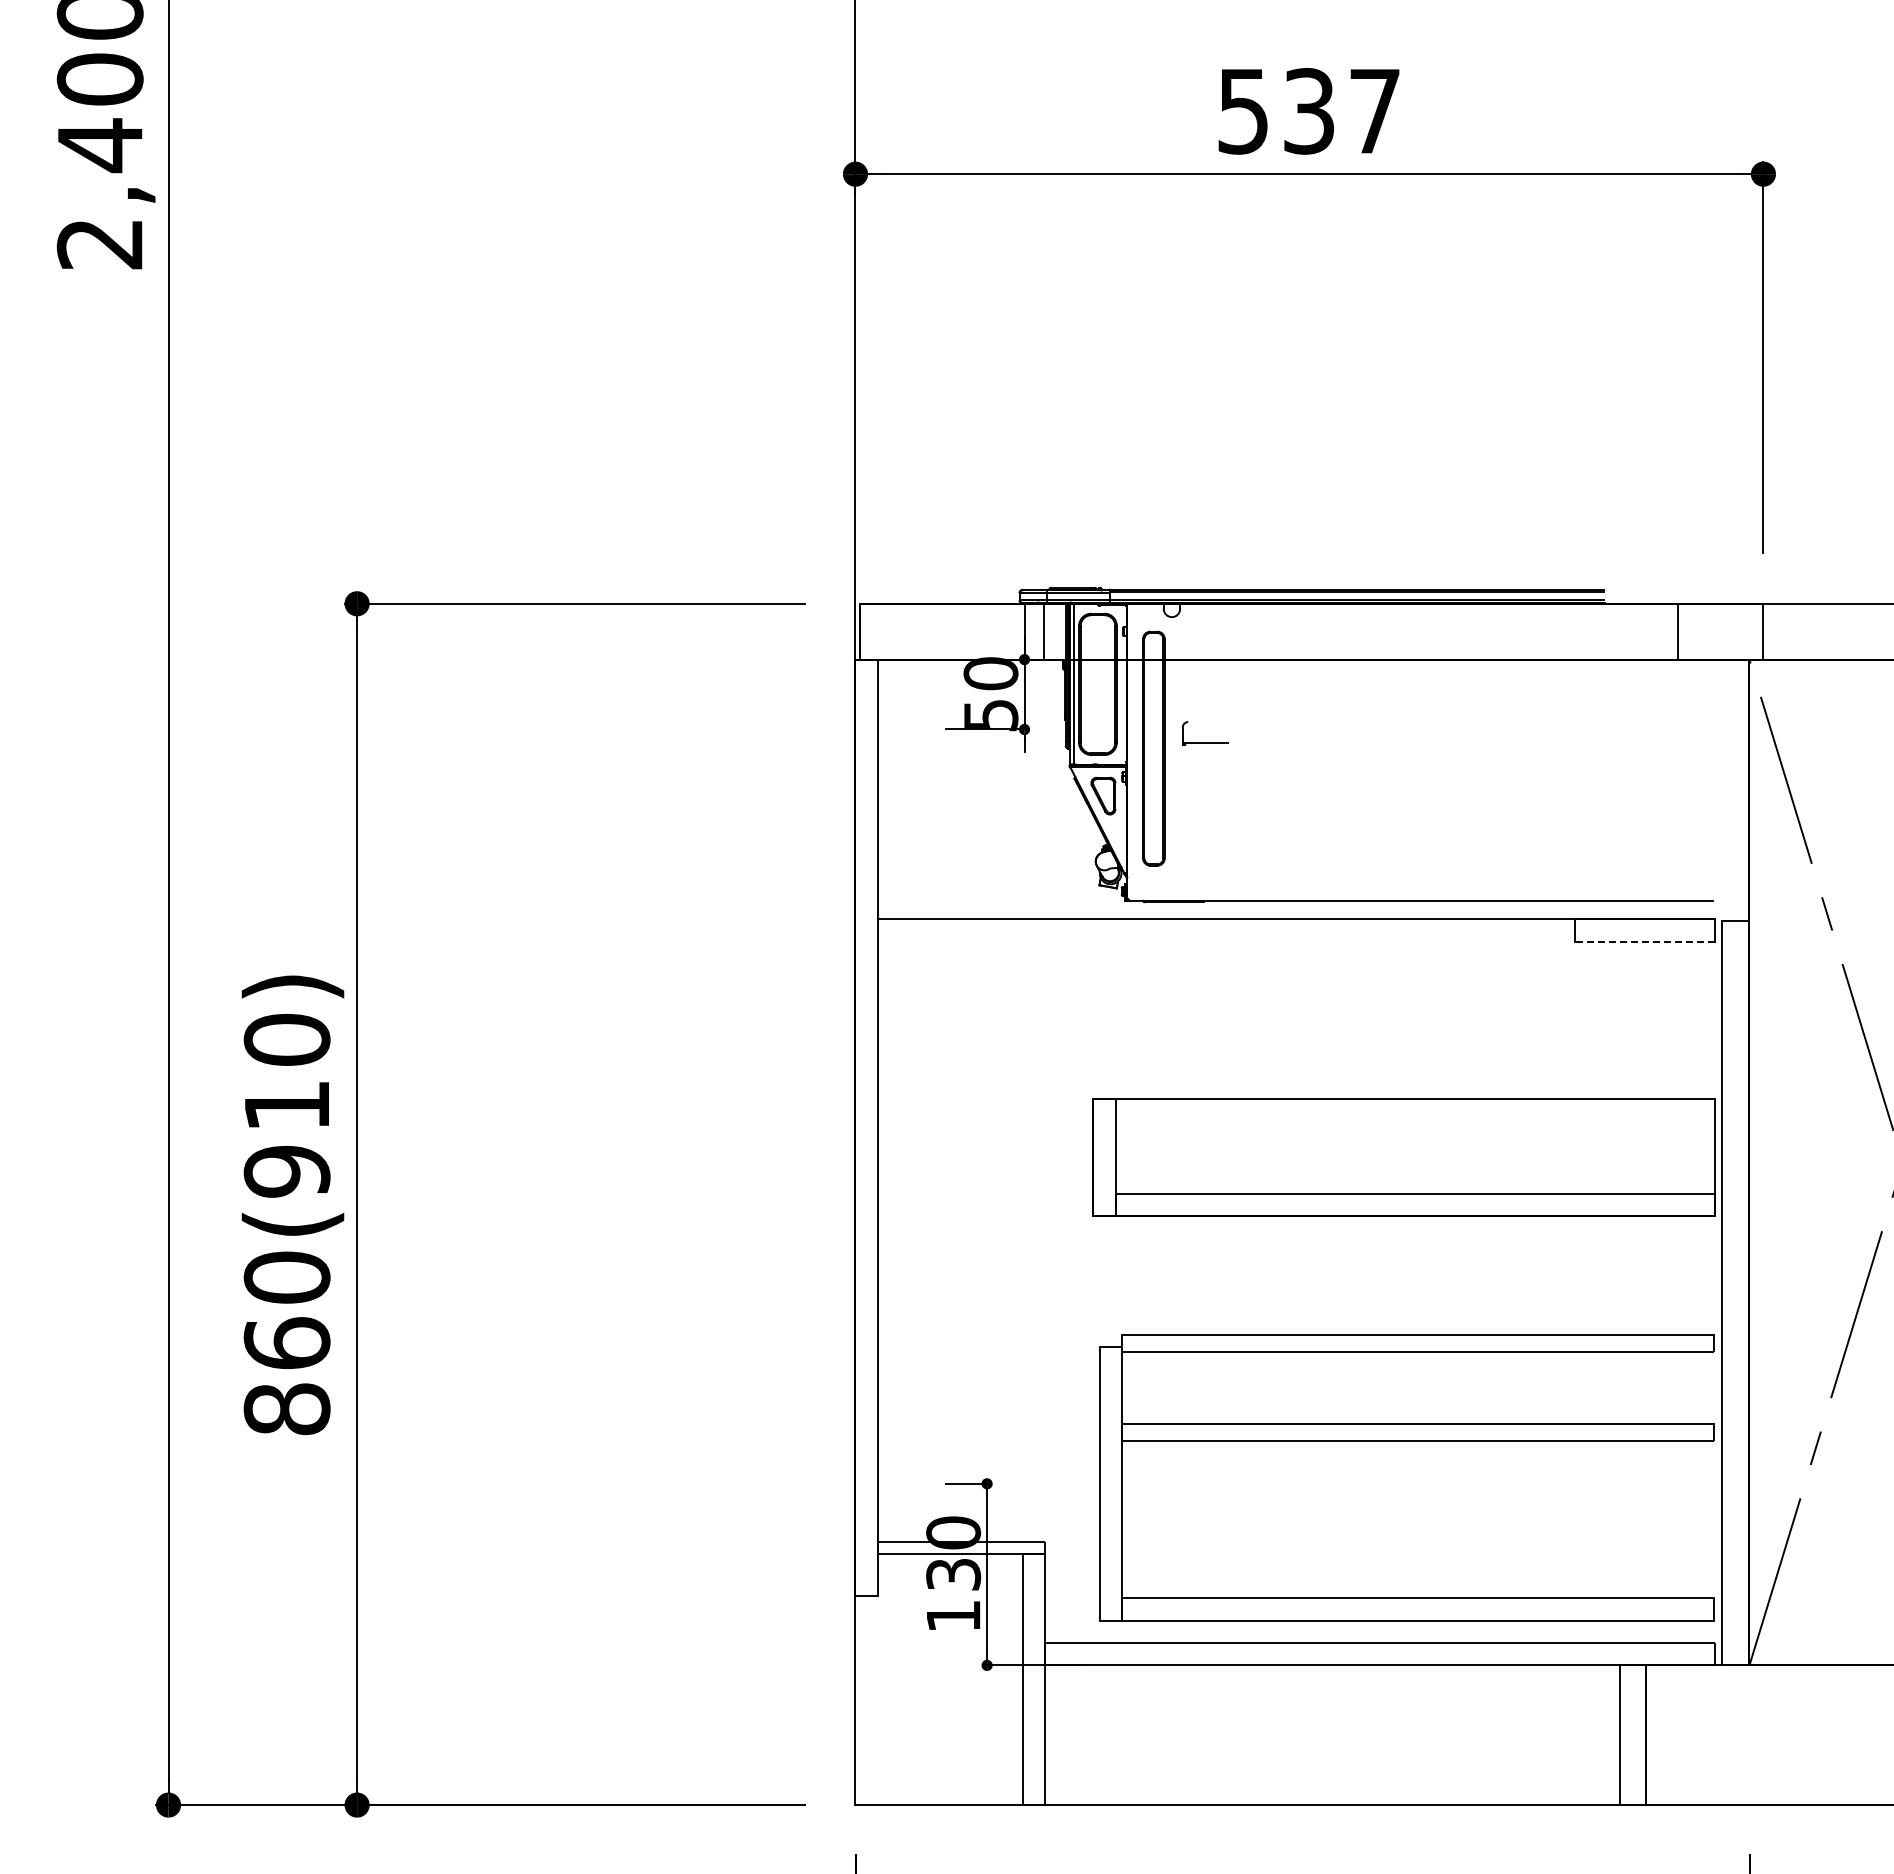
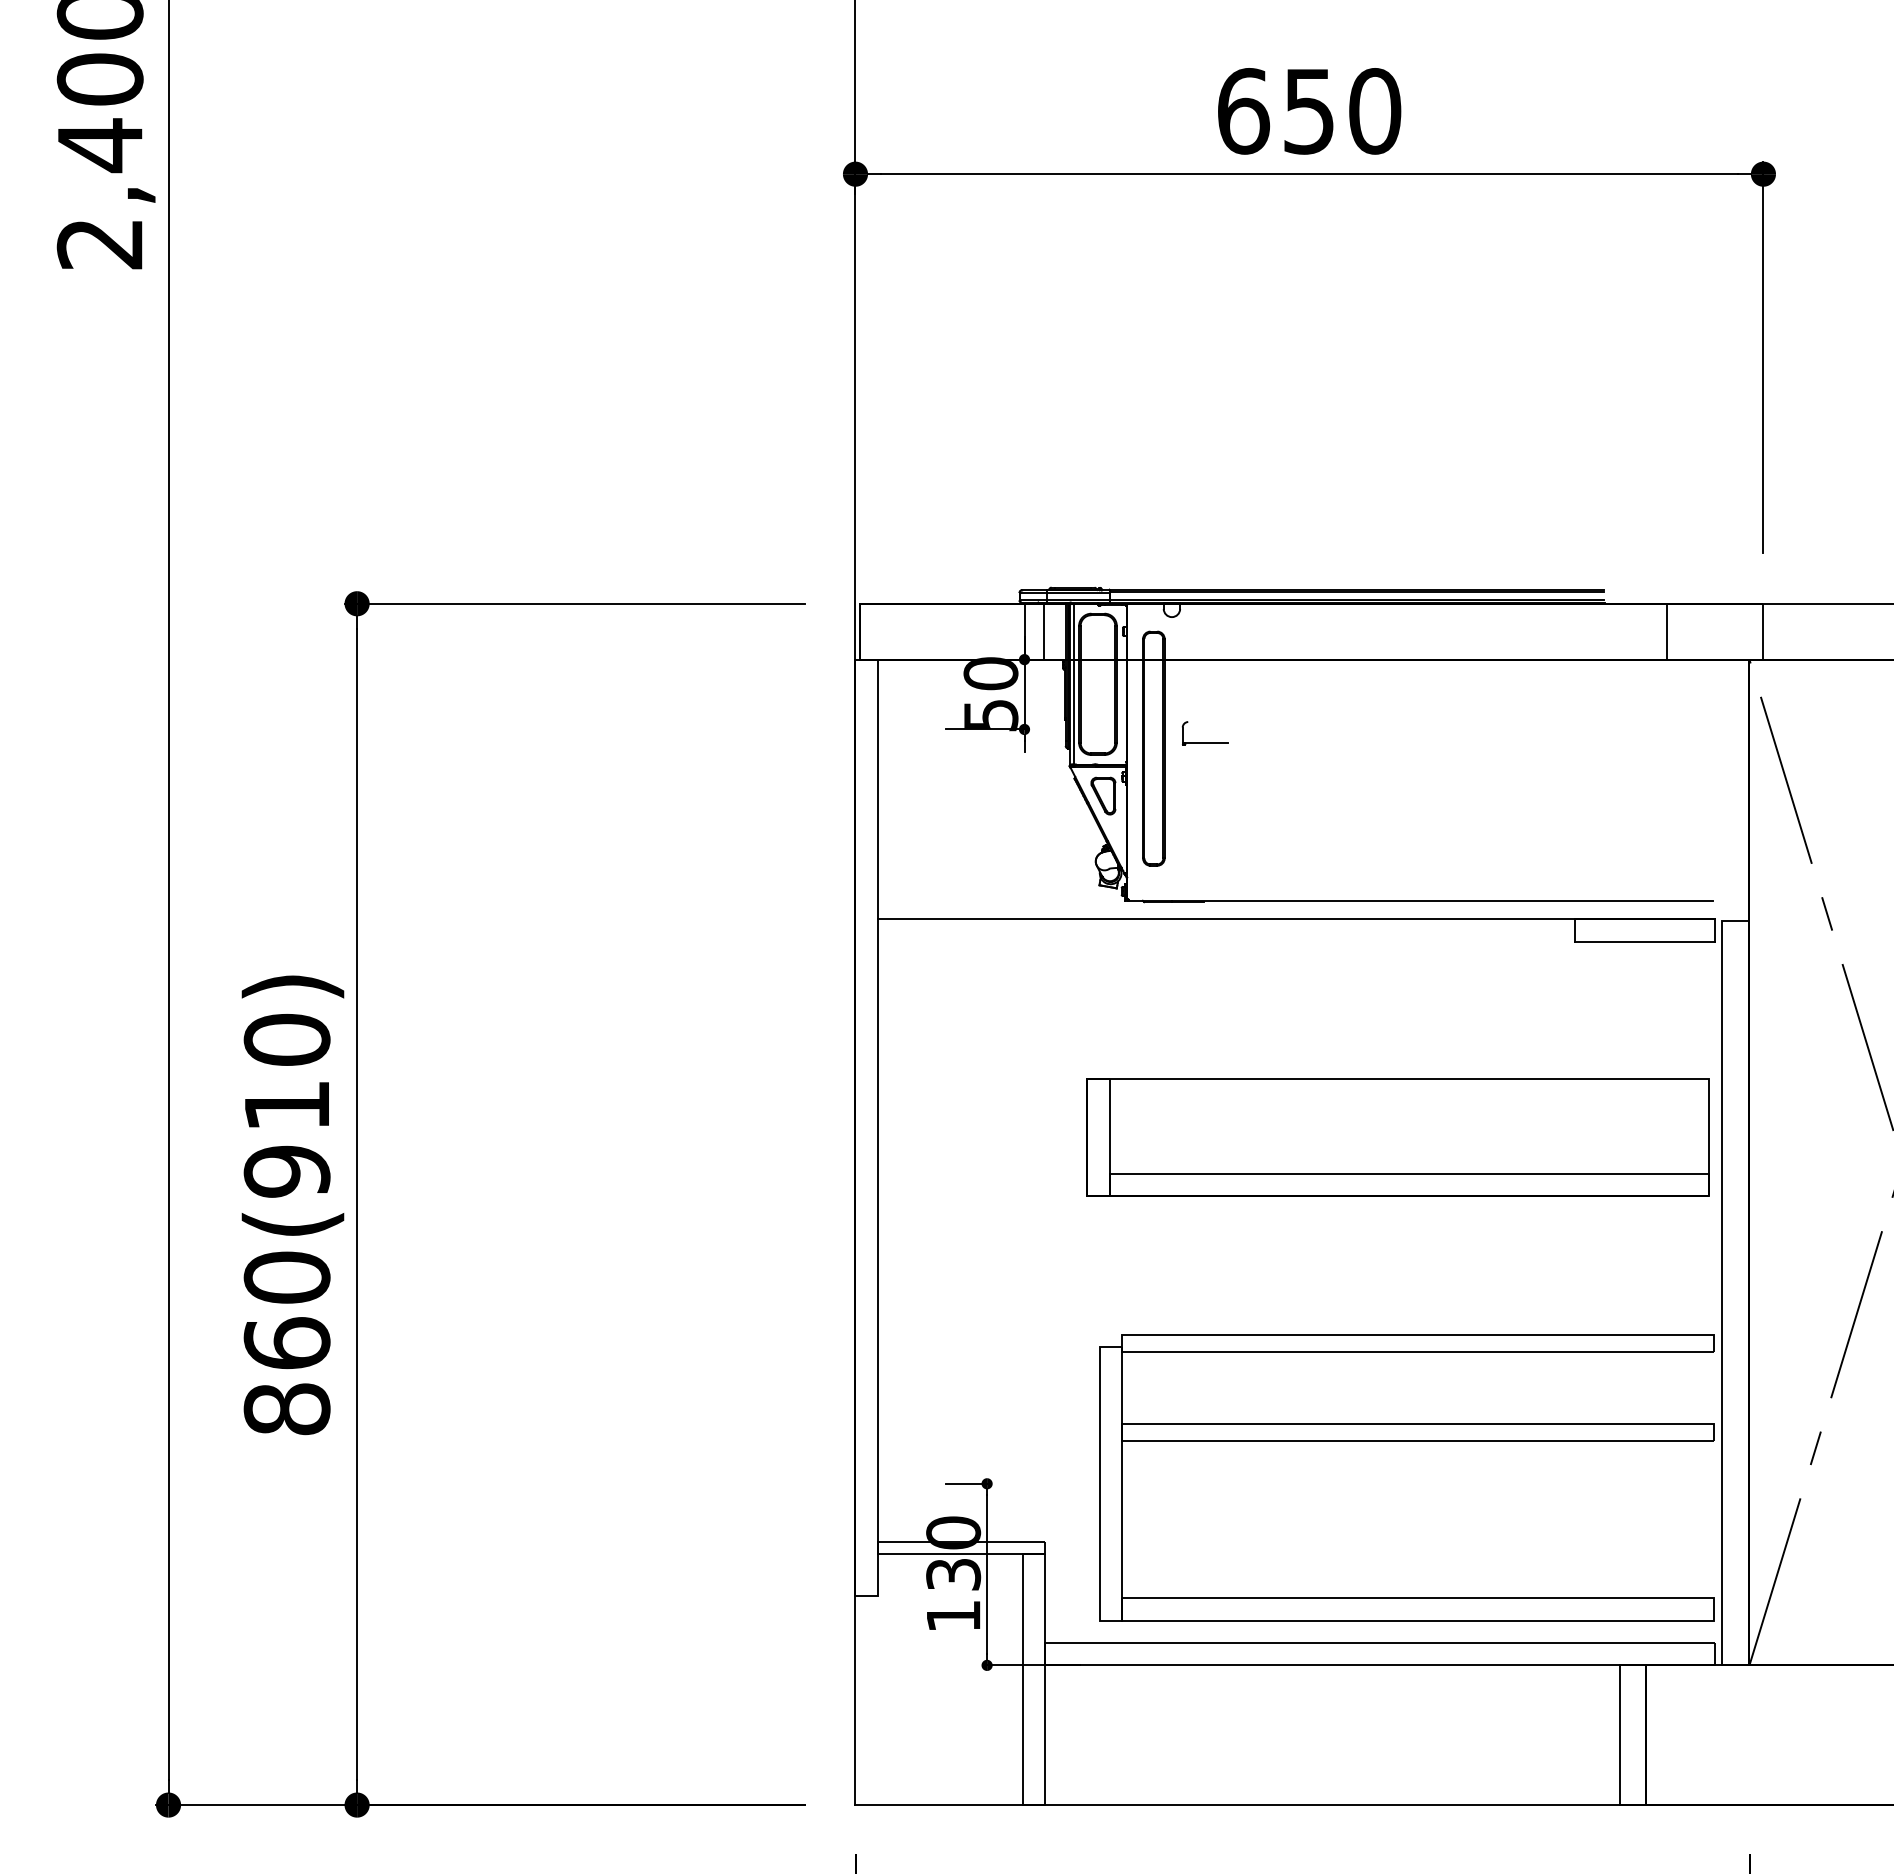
text: 537 -> 650 (1309, 111)
line position: (1678, 631) -> (1667, 631) (1667, 631)
line: dashed -> solid (1644, 941)
part position: (1403, 1157) -> (1397, 1137) (1397, 1137)
